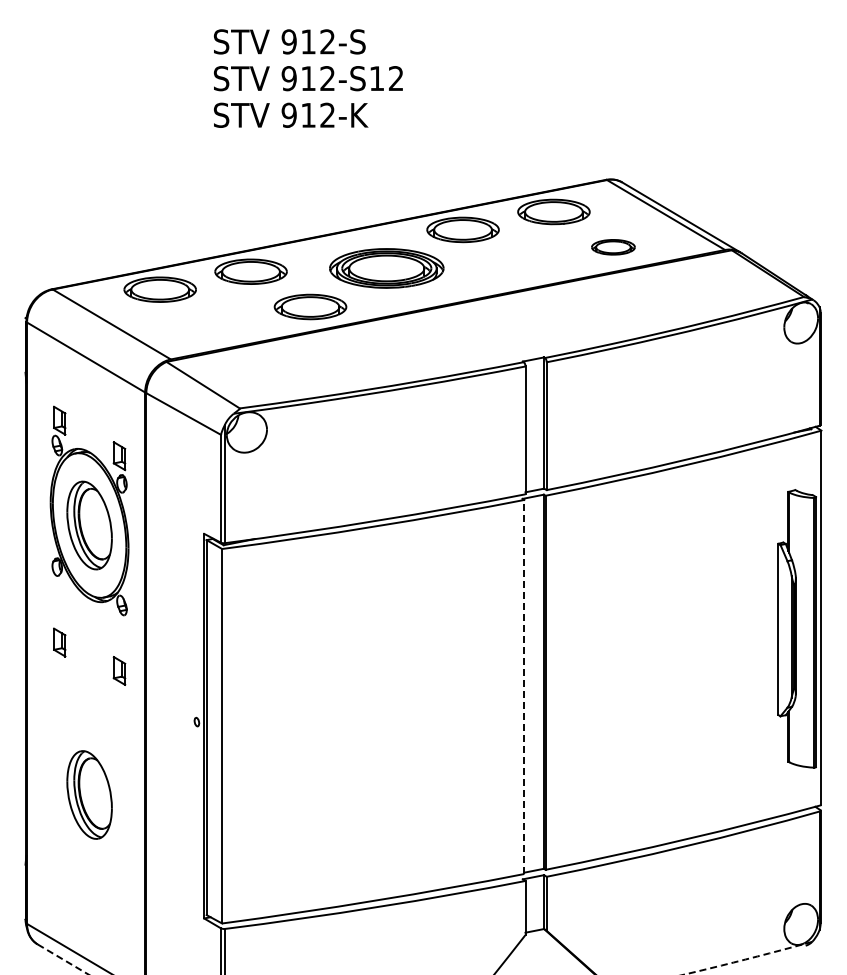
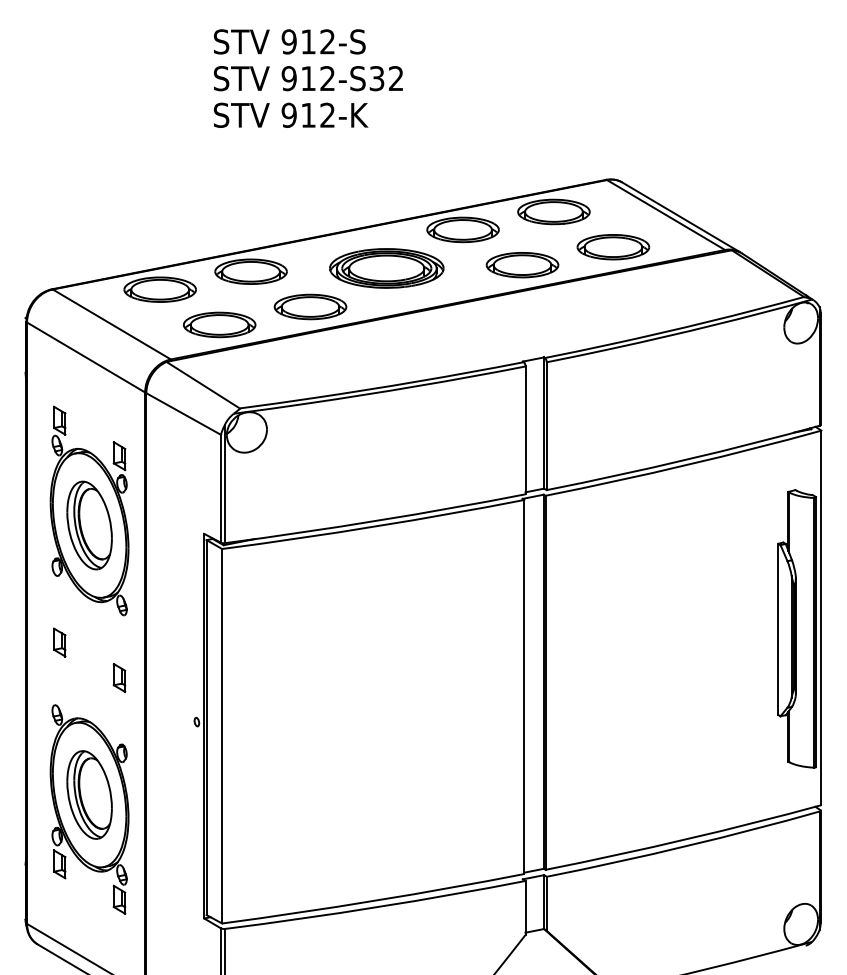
text: 912-S12 -> 912-S32 (376, 78)
part size: 45x17 px -> 75x27 px (613, 247)
part: none -> present (522, 265)
part: none -> present (219, 324)
part position: (119, 670) -> (119, 677) (119, 677)
line: dashed -> solid (524, 686)
part: none -> present (89, 809)
line: dashed -> solid (63, 959)
arc: dashed -> solid (744, 959)
